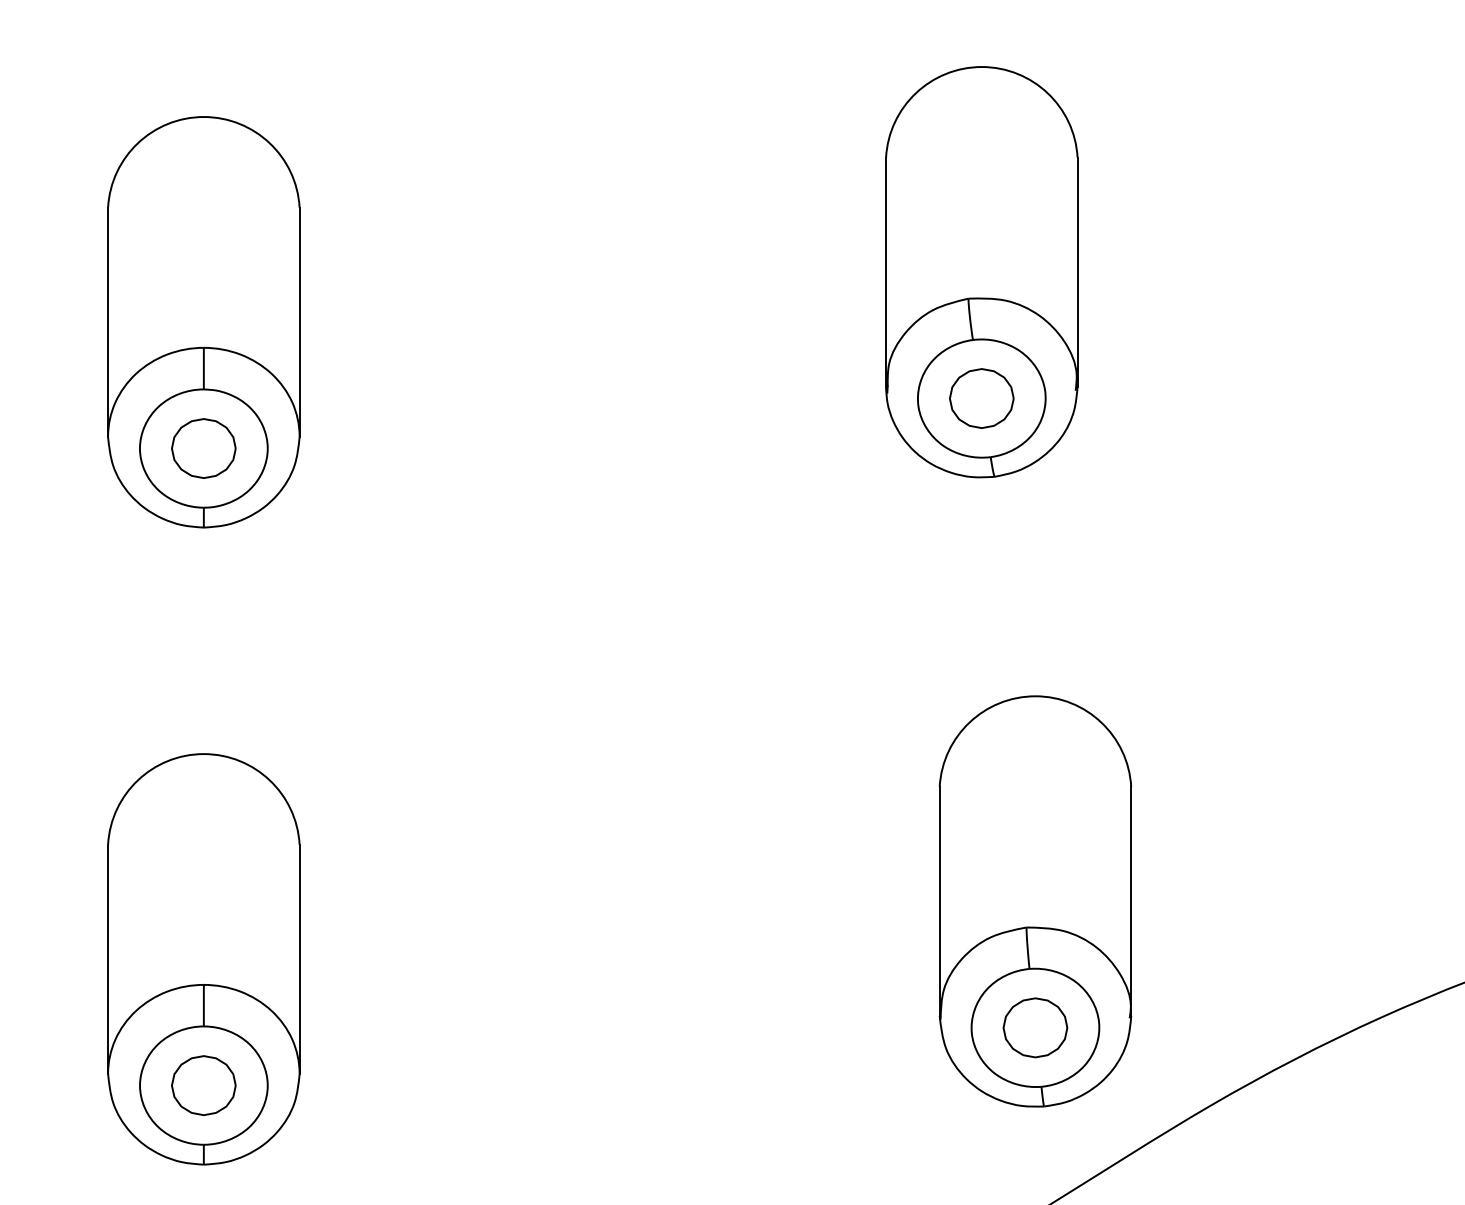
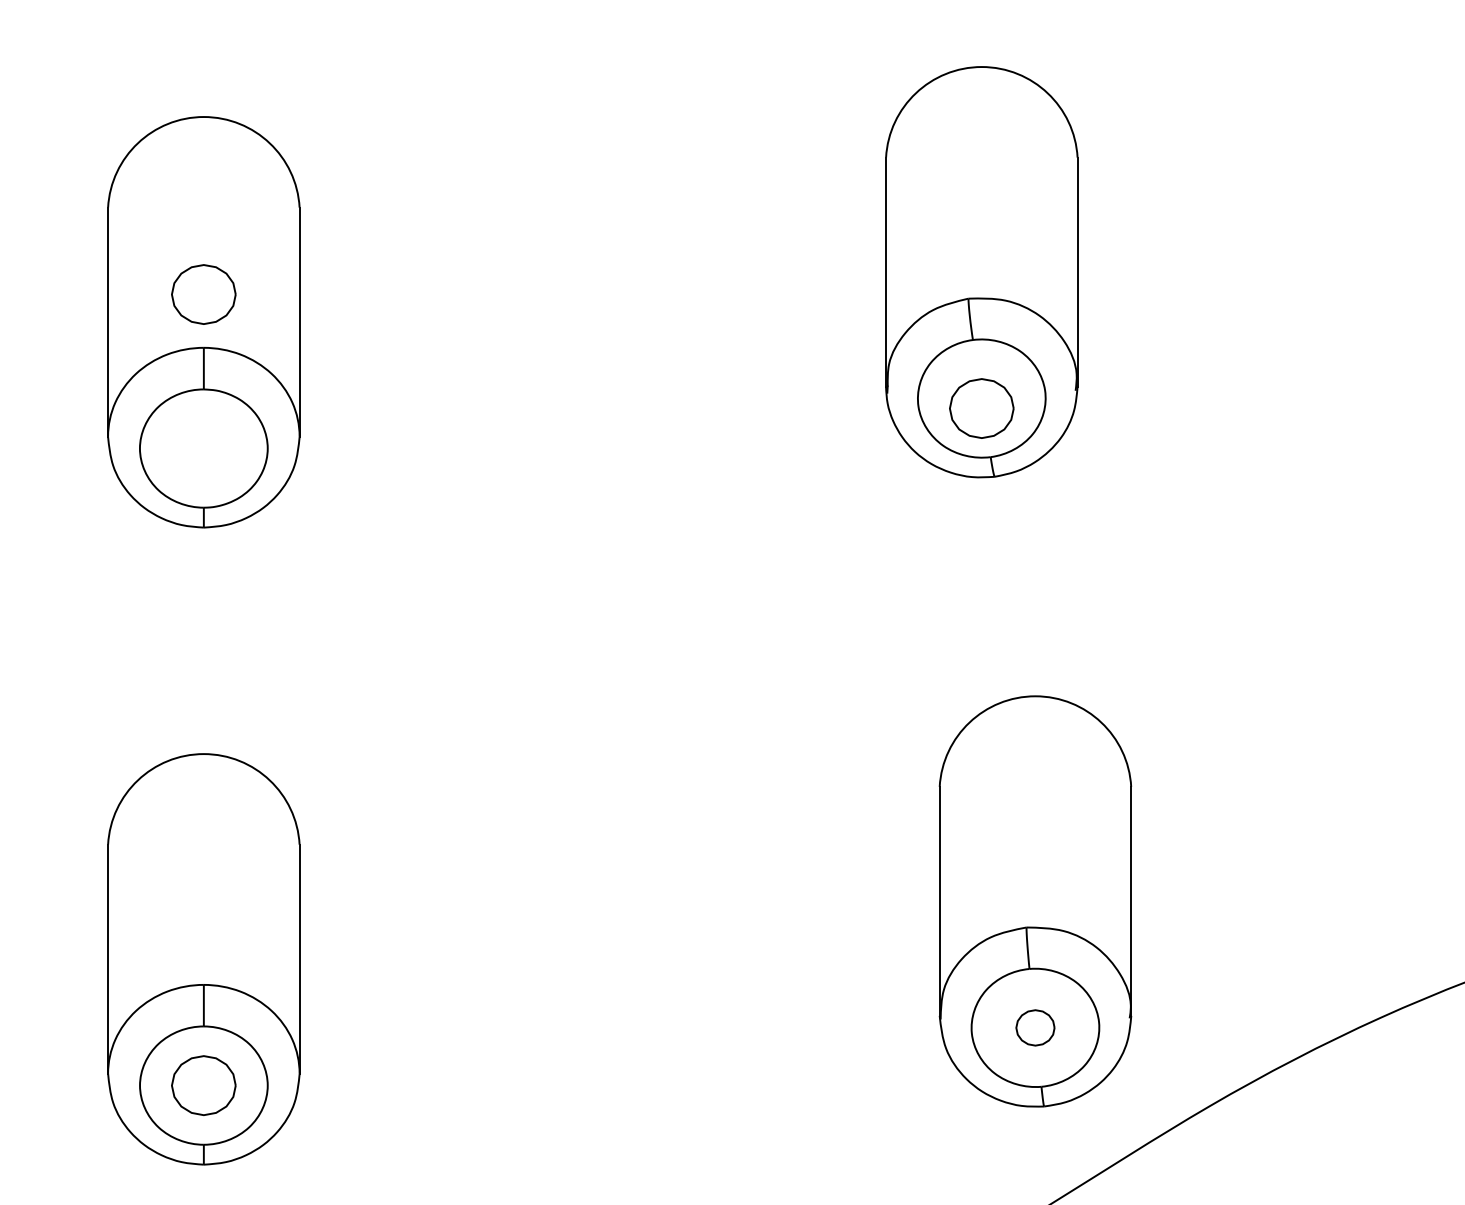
part position: (981, 398) -> (981, 408) (981, 408)
part position: (203, 448) -> (203, 294) (203, 294)
part size: 67x62 px -> 41x38 px (1035, 1027)
